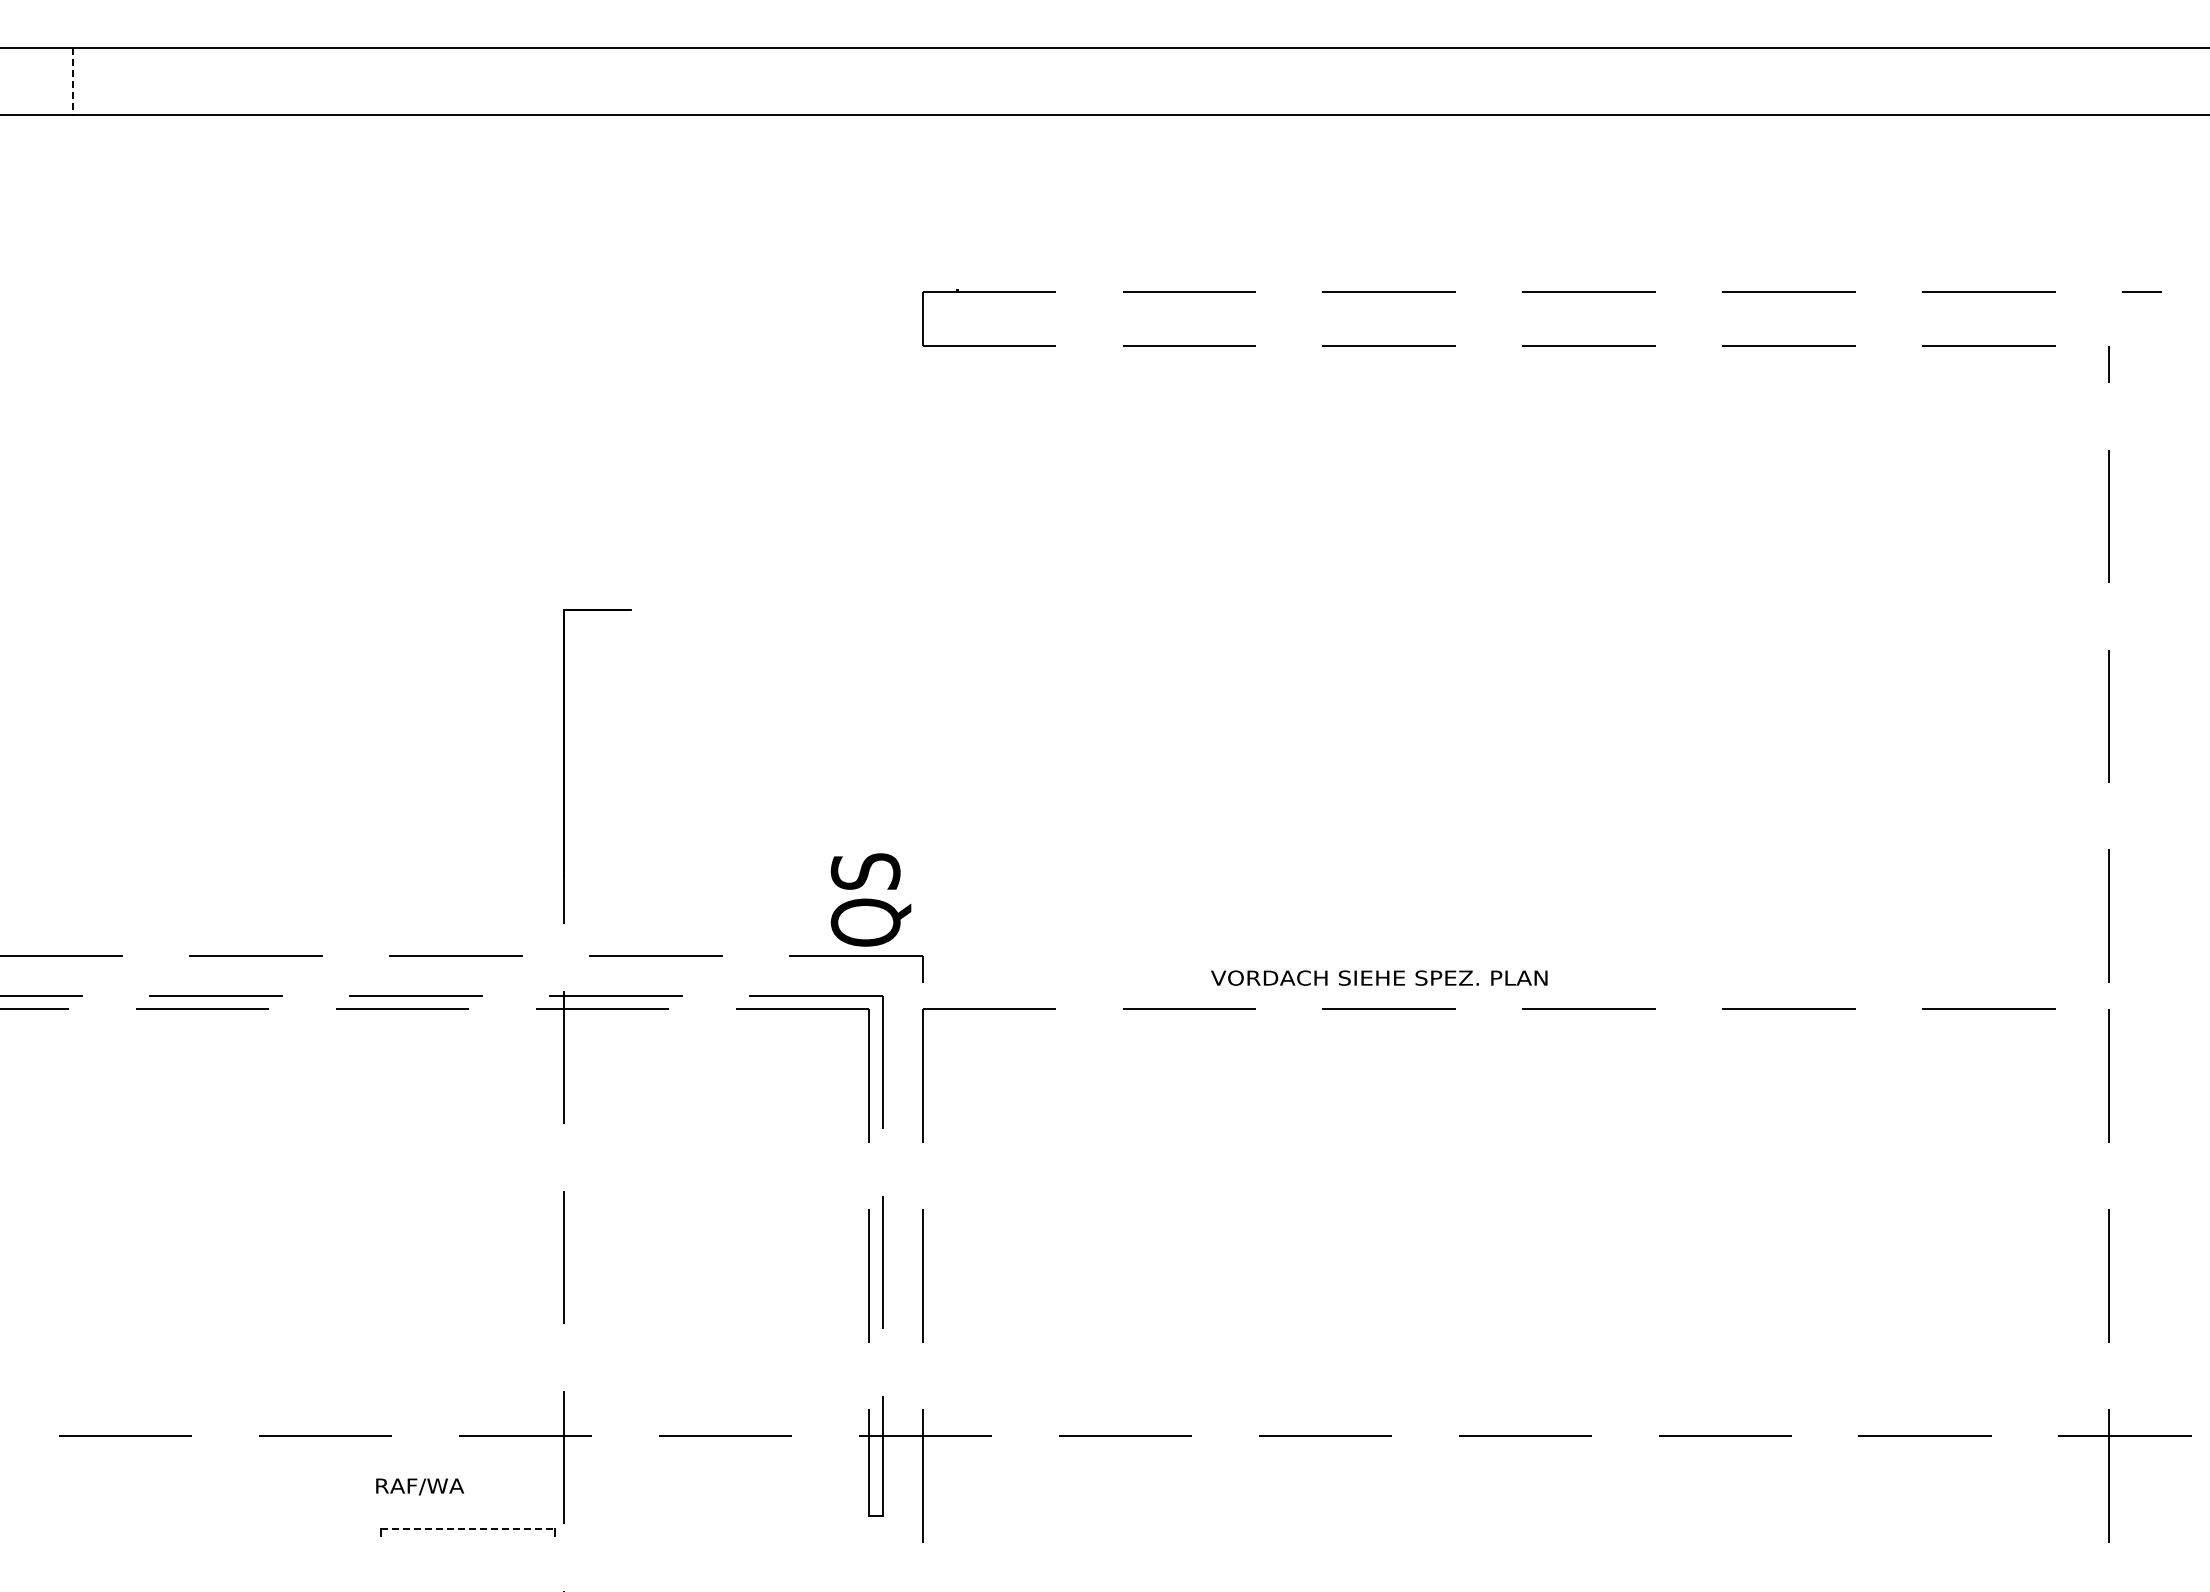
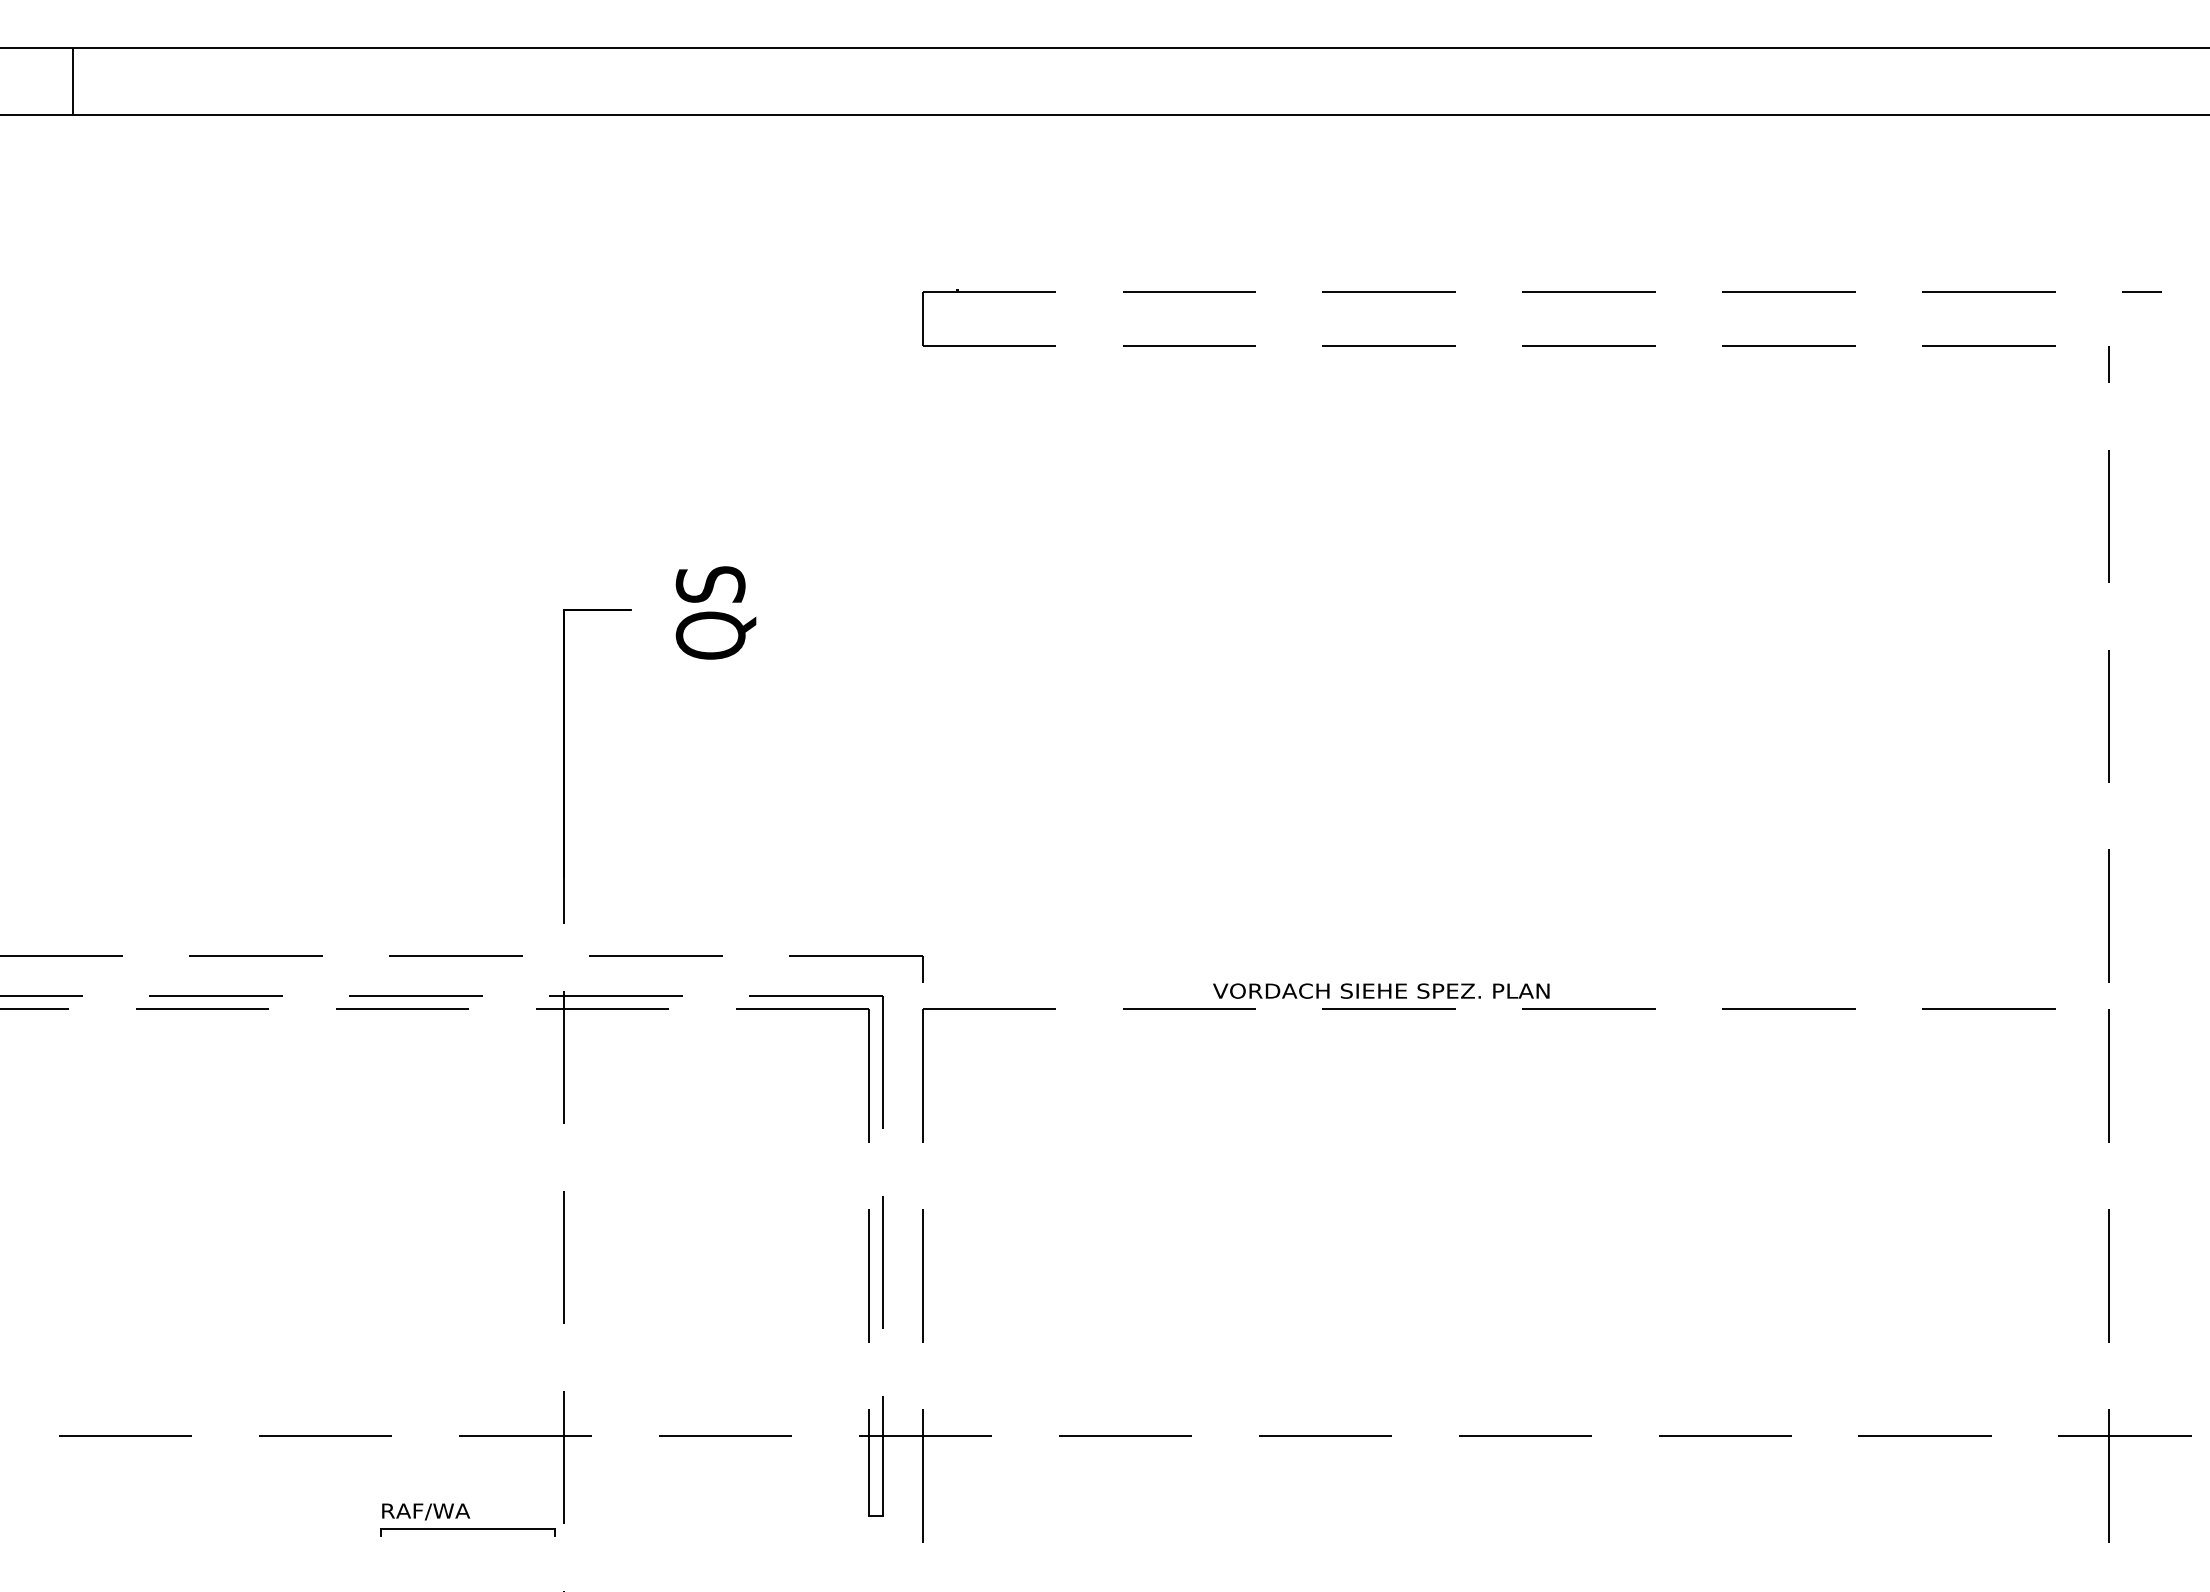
line: dashed -> solid (72, 81)
text position: (870, 899) -> (715, 612) (715, 612)
text position: (1379, 977) -> (1381, 990) (1381, 990)
text position: (420, 1486) -> (426, 1511) (426, 1511)
line: dashed -> solid (467, 1529)
